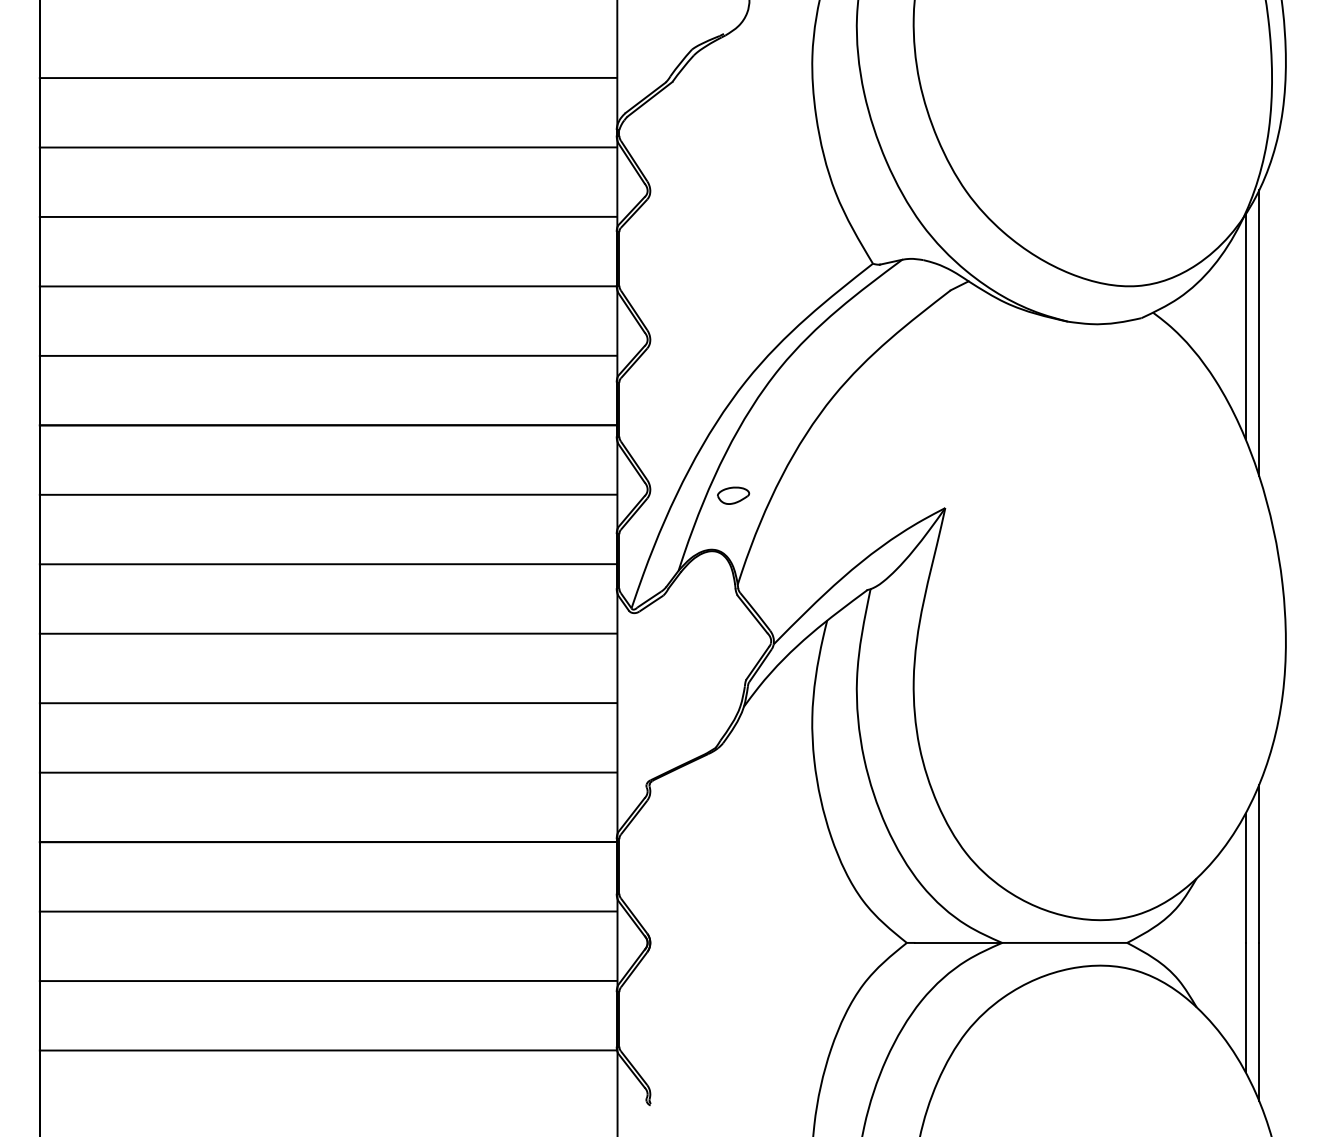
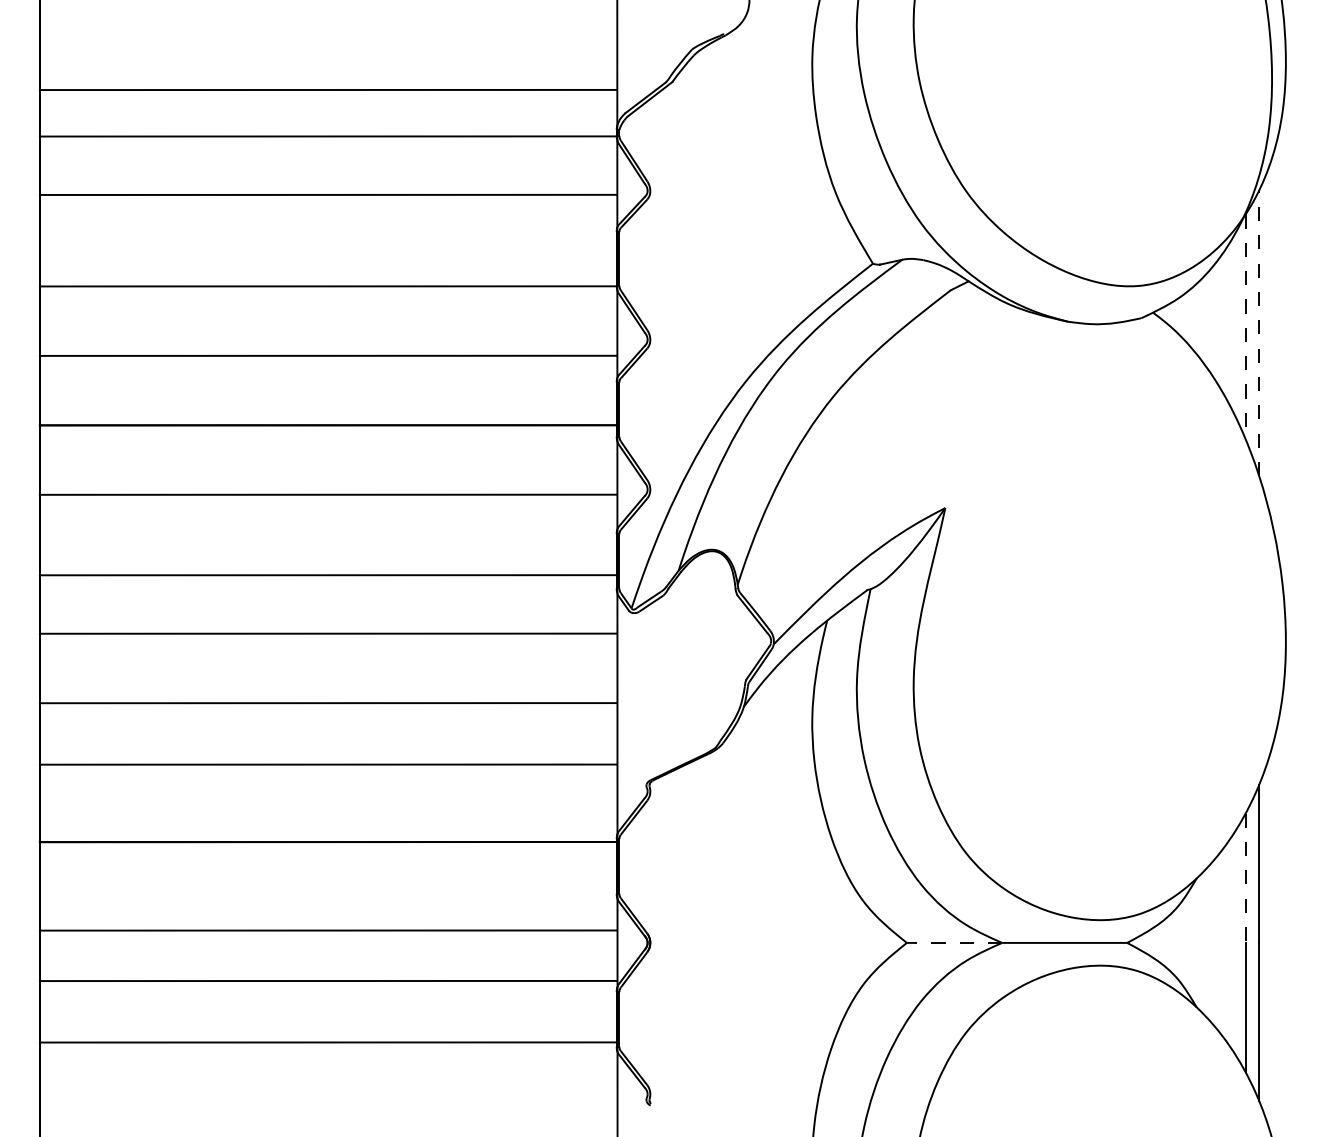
line position: (327, 77) -> (327, 89) (327, 89)
line position: (327, 147) -> (327, 136) (327, 136)
line position: (327, 216) -> (327, 194) (327, 194)
line: solid -> dashed (1245, 327)
line: solid -> dashed (1259, 333)
part: present -> none (733, 495)
line position: (327, 564) -> (327, 575) (327, 575)
line position: (327, 772) -> (327, 764) (327, 764)
line: solid -> dashed (1245, 878)
line position: (327, 911) -> (327, 930) (327, 930)
line: solid -> dashed (958, 942)
line position: (327, 1050) -> (327, 1042) (327, 1042)
